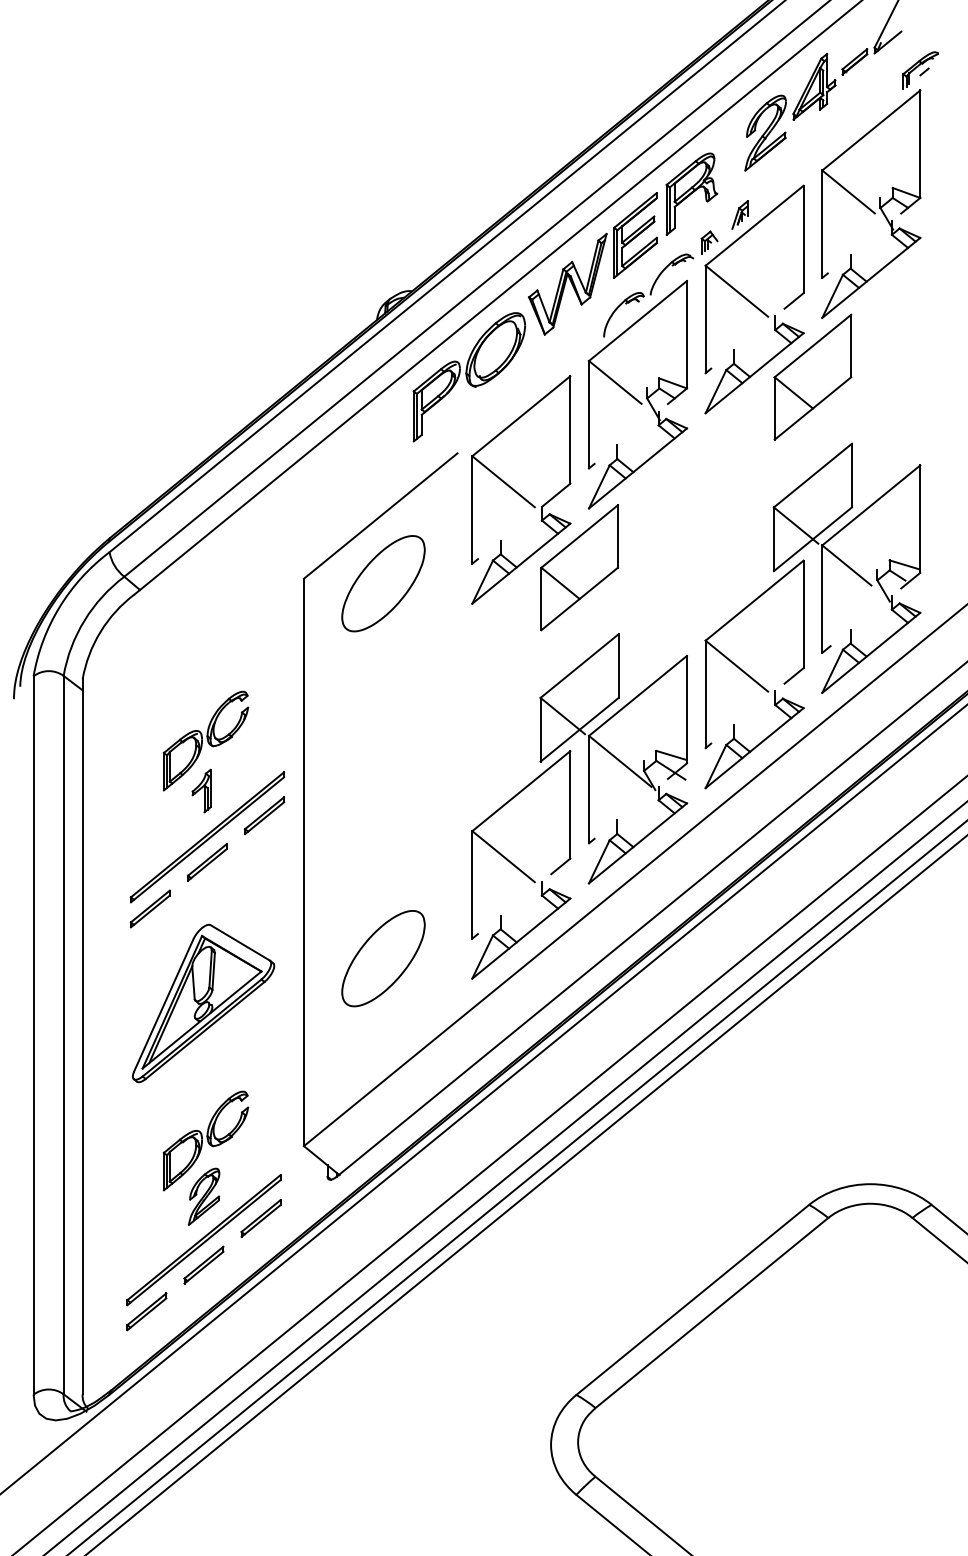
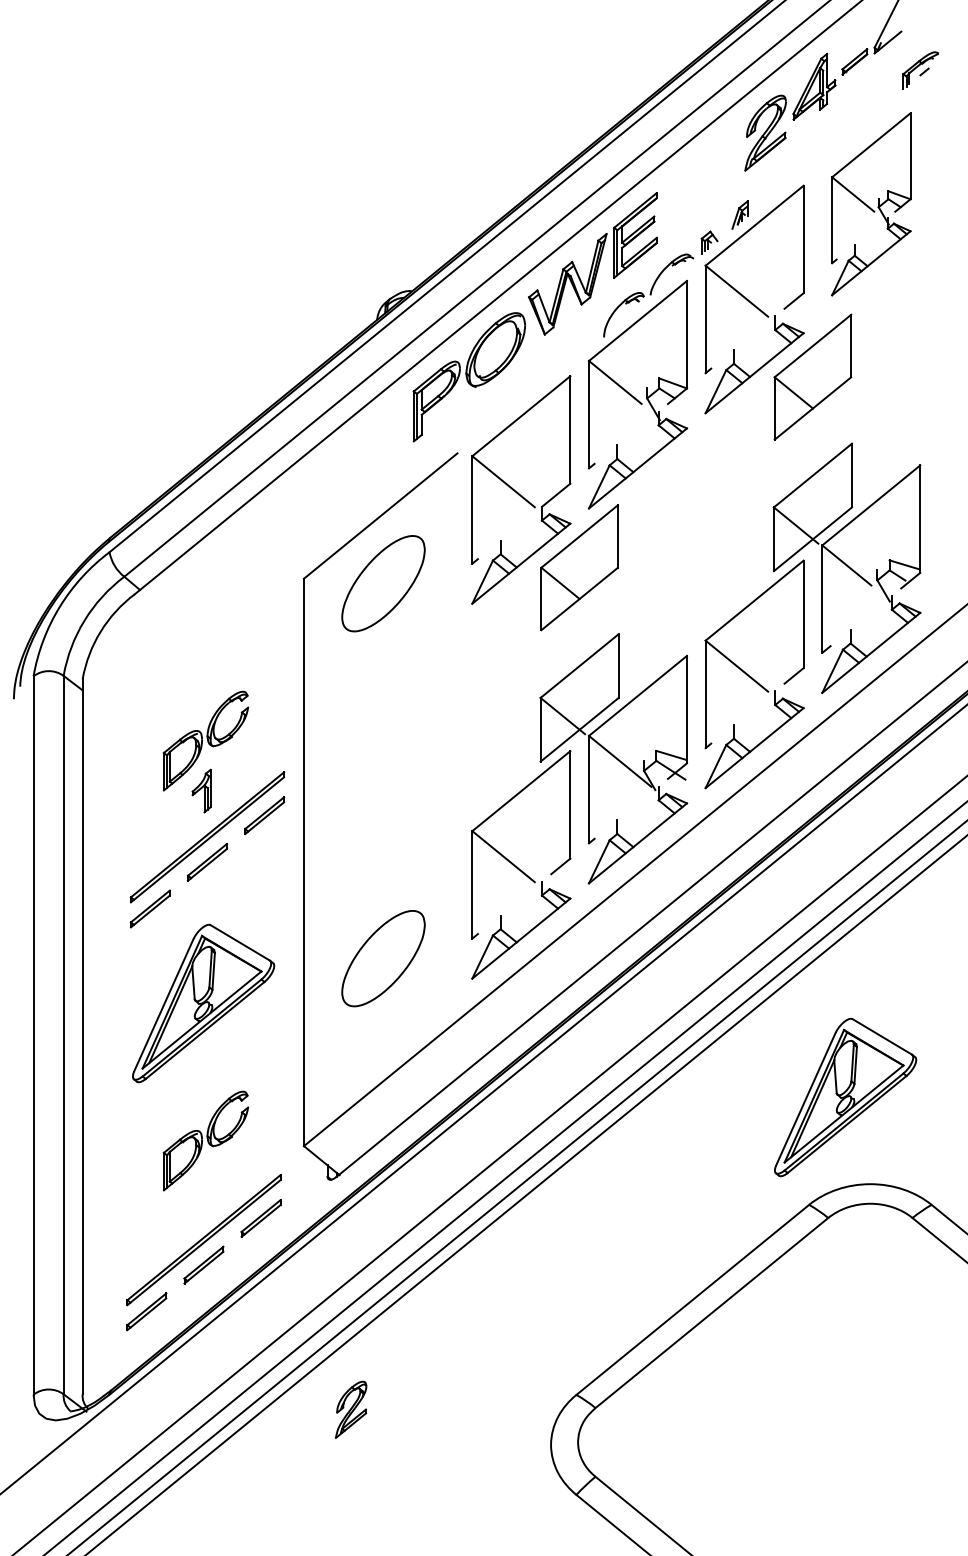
part: present -> none (691, 193)
part size: 101x231 px -> 81x185 px (871, 204)
part: none -> present (845, 1097)
part position: (203, 1196) -> (350, 1409) (350, 1409)
